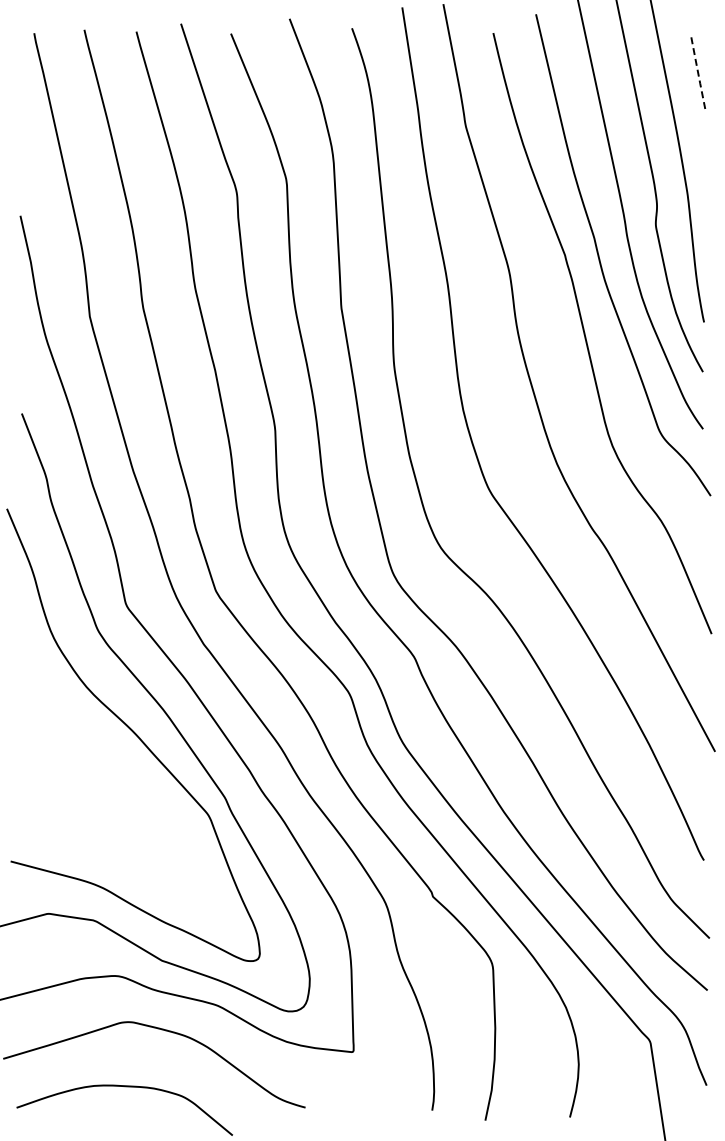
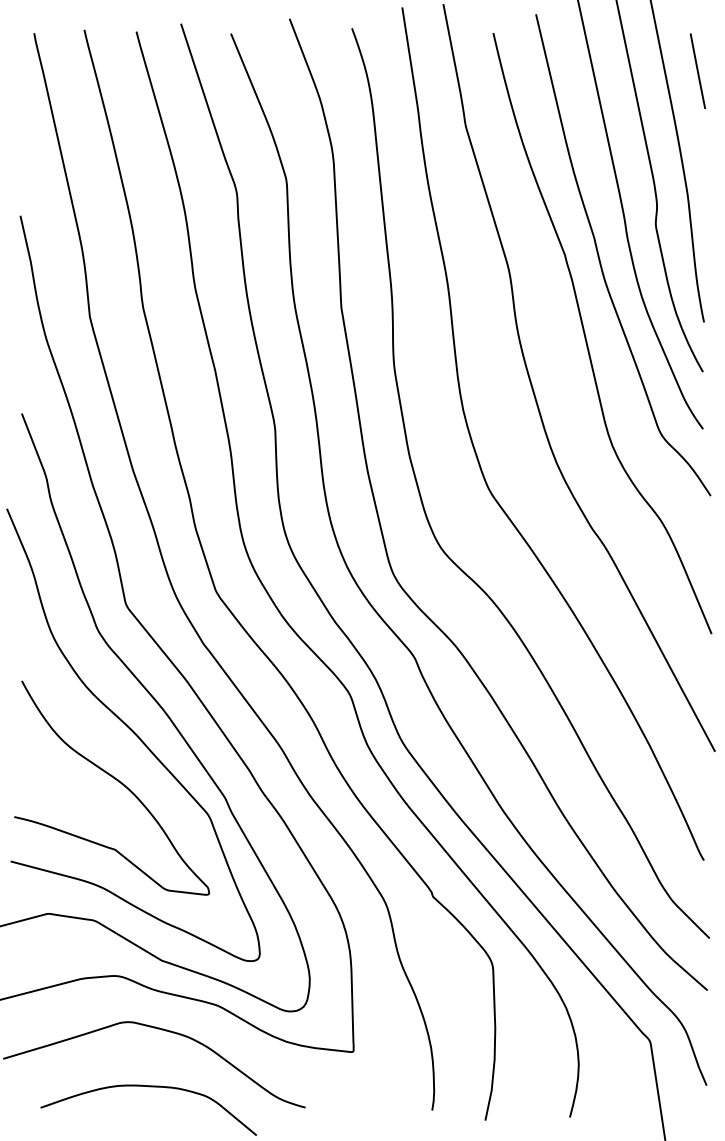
line: dashed -> solid (697, 71)
curve: none -> present (117, 781)
curve position: (124, 1087) -> (148, 1087) (148, 1087)
